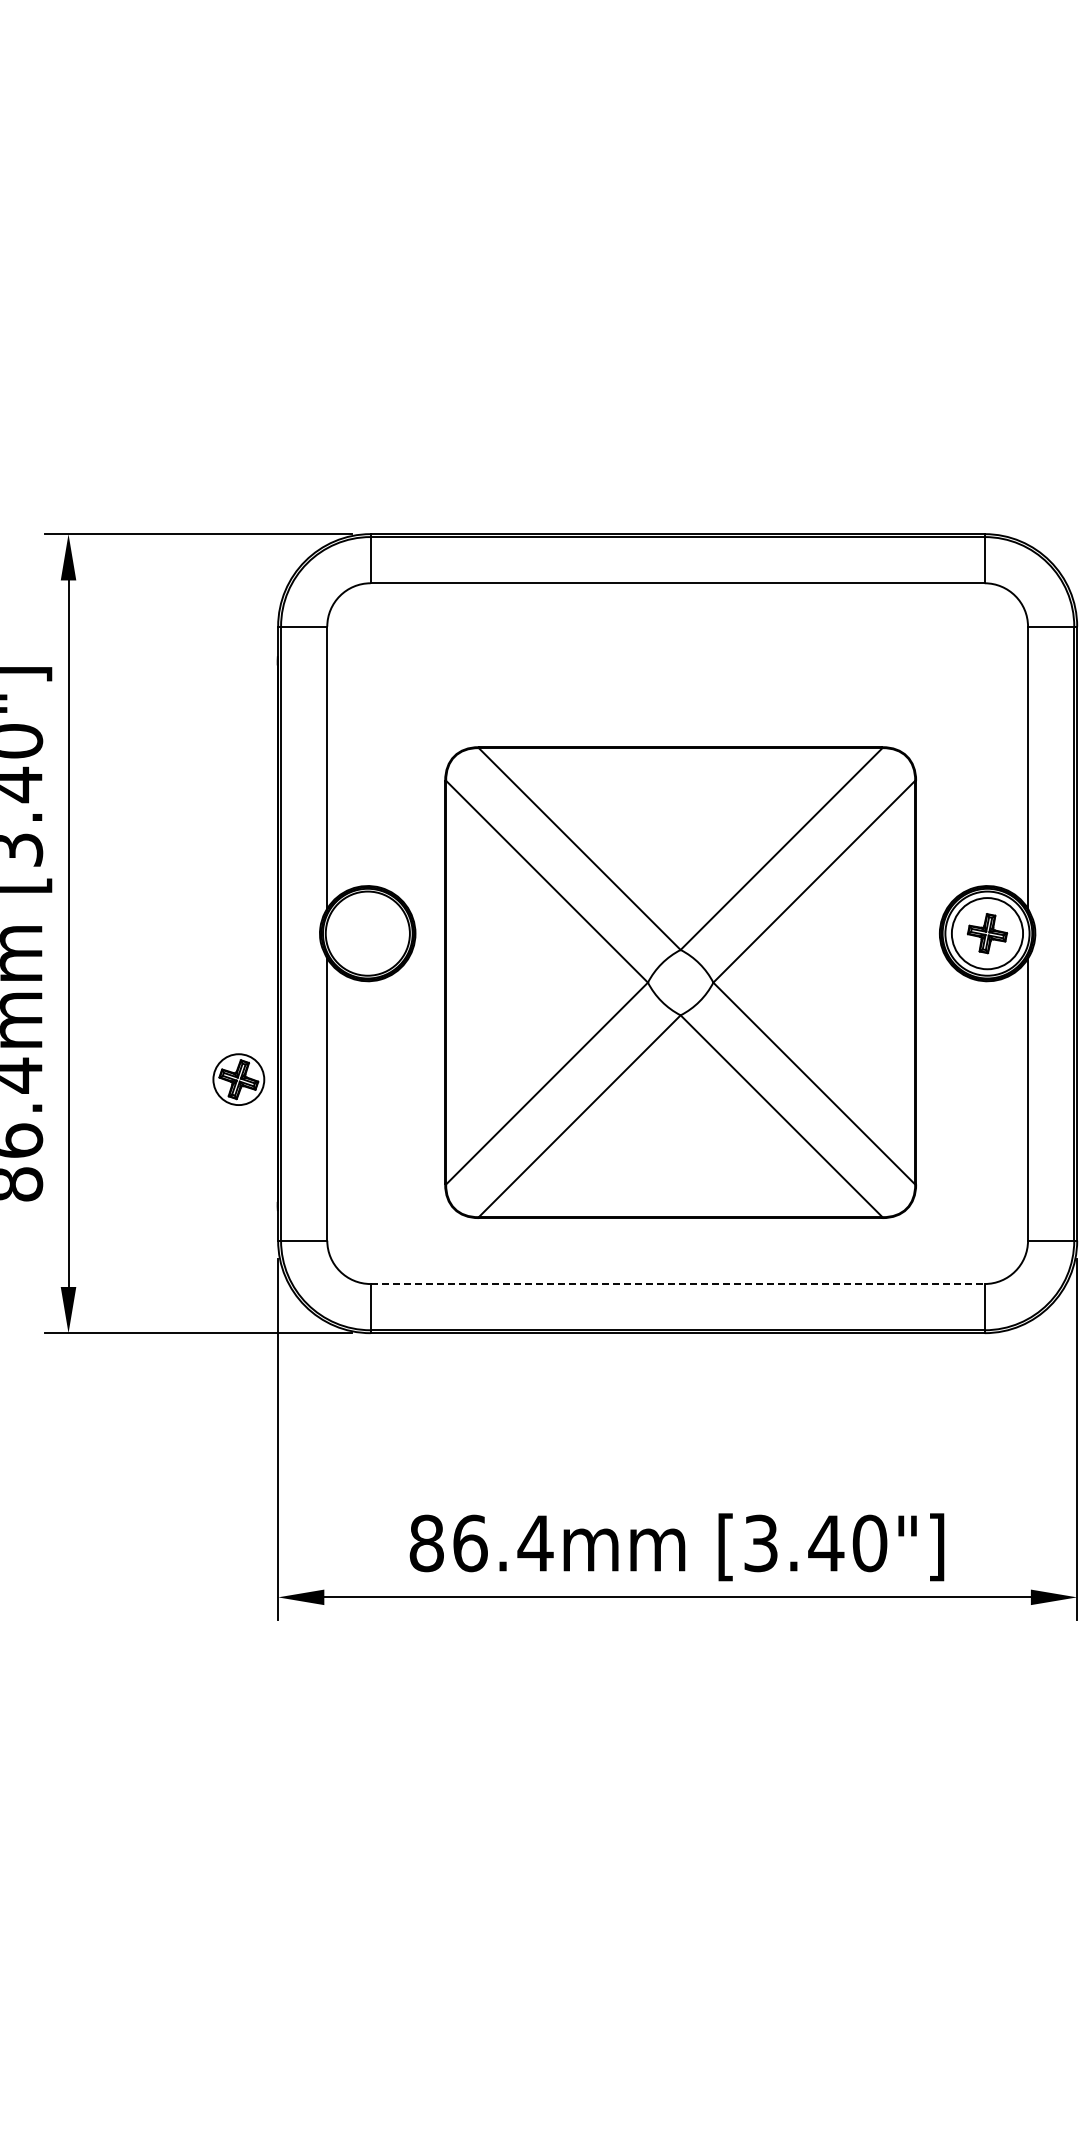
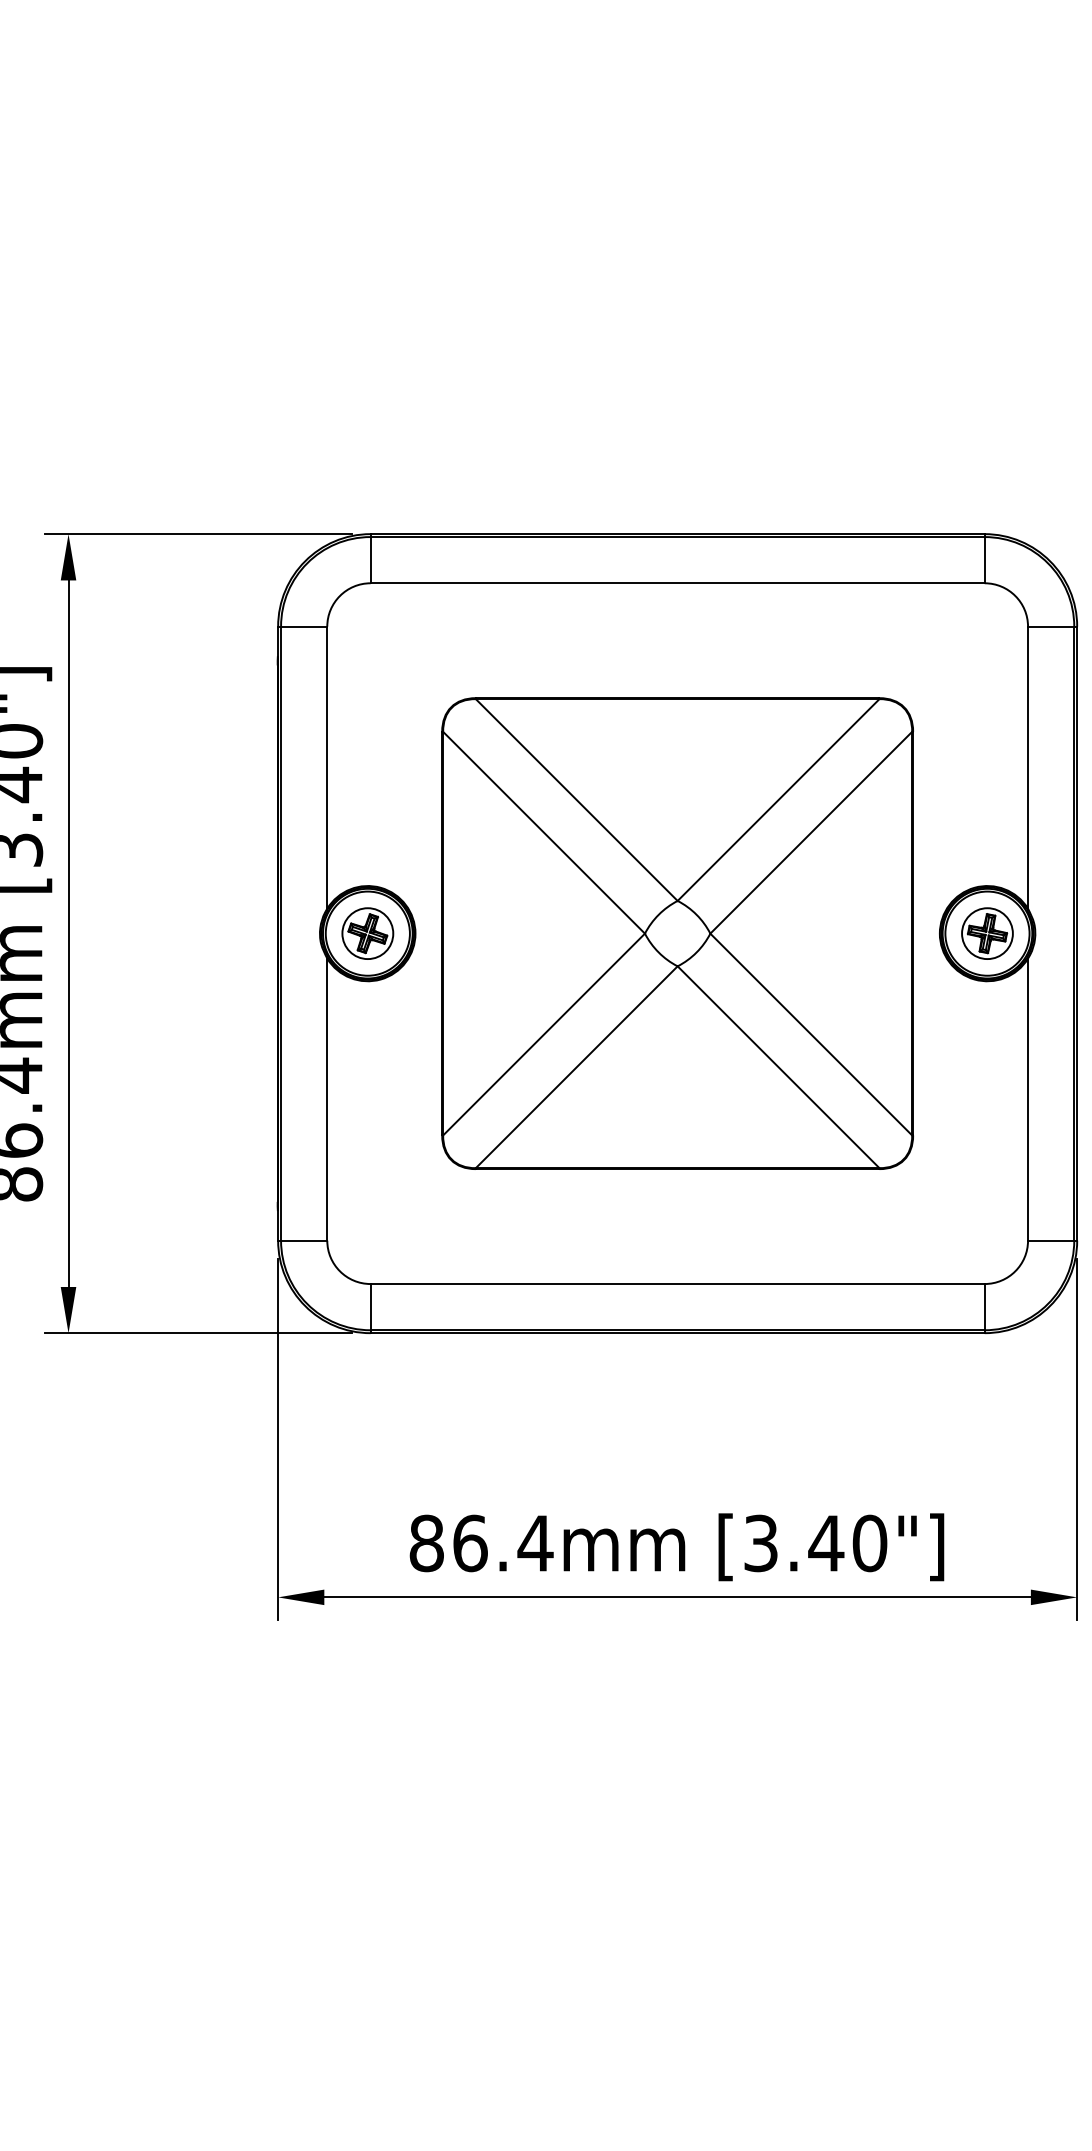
circle diameter: 71 px -> 51 px (987, 933)
part position: (680, 982) -> (677, 933) (677, 933)
part position: (238, 1079) -> (367, 933) (367, 933)
line: dashed -> solid (678, 1284)
